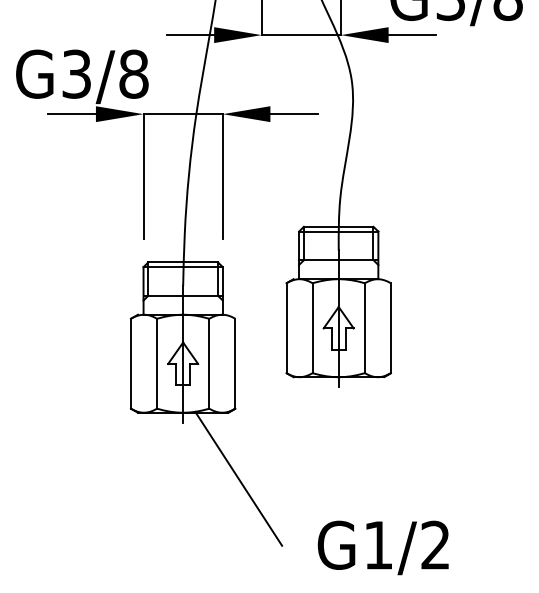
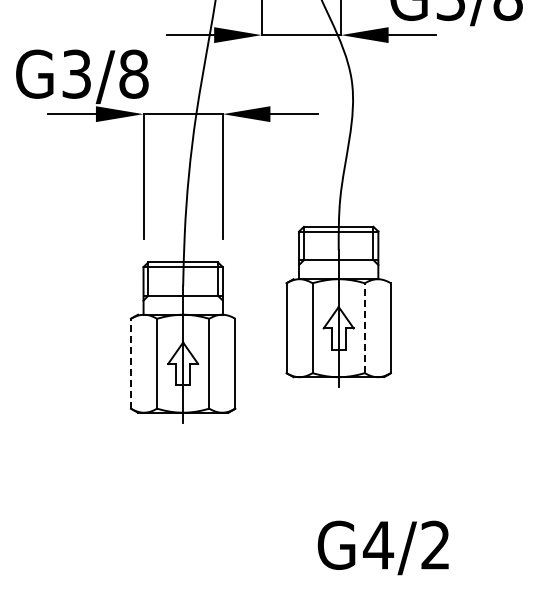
line: solid -> dashed (364, 328)
line: solid -> dashed (130, 363)
line: present -> none (238, 478)
text: G1/2 -> G4/2 (378, 545)
